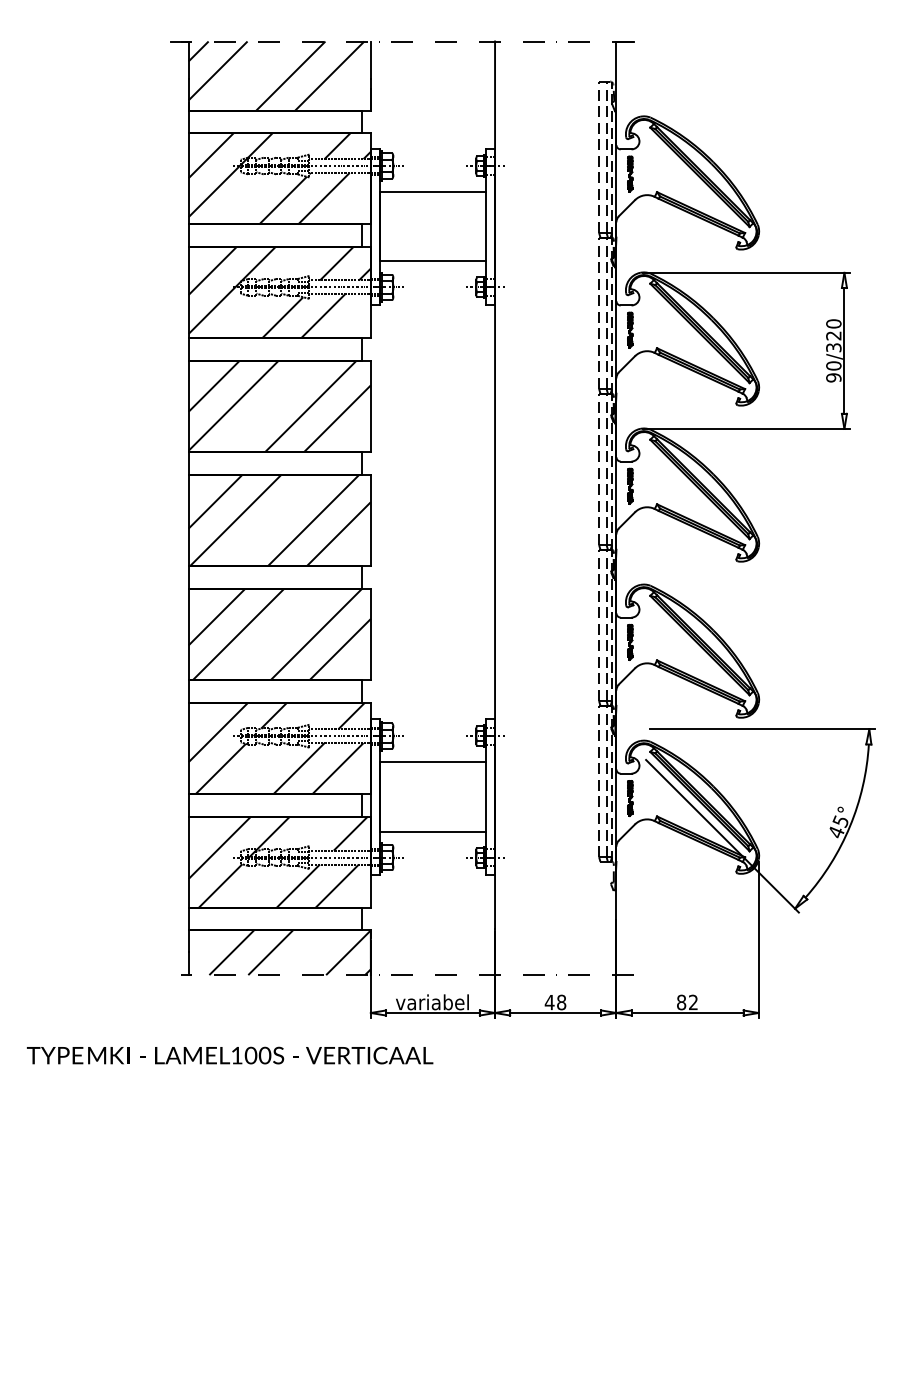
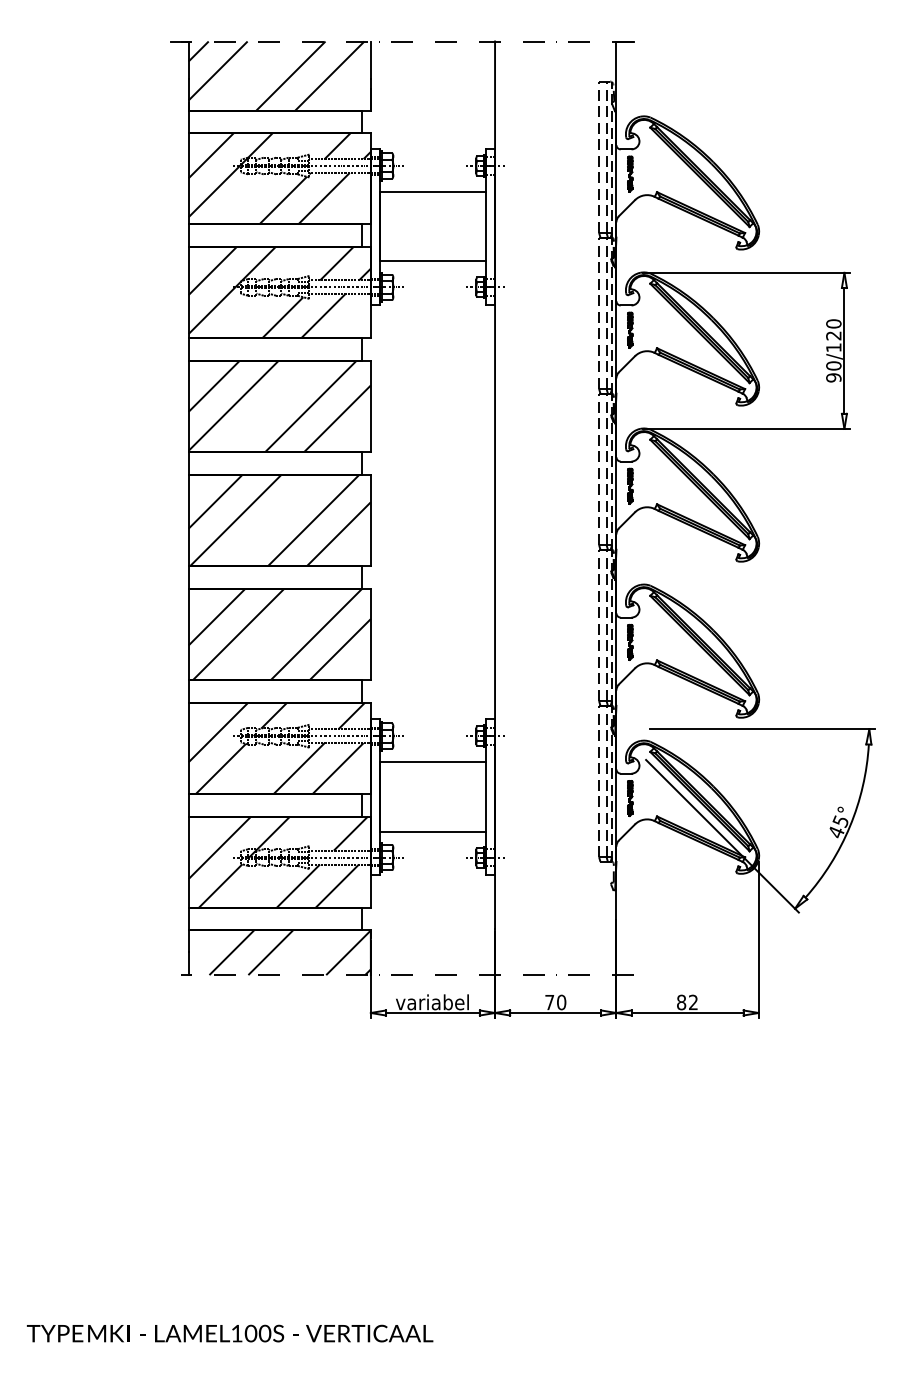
text: 90/320 -> 90/120 (833, 347)
text: 48 -> 70 (555, 1002)
text position: (230, 1055) -> (230, 1333) (230, 1333)
